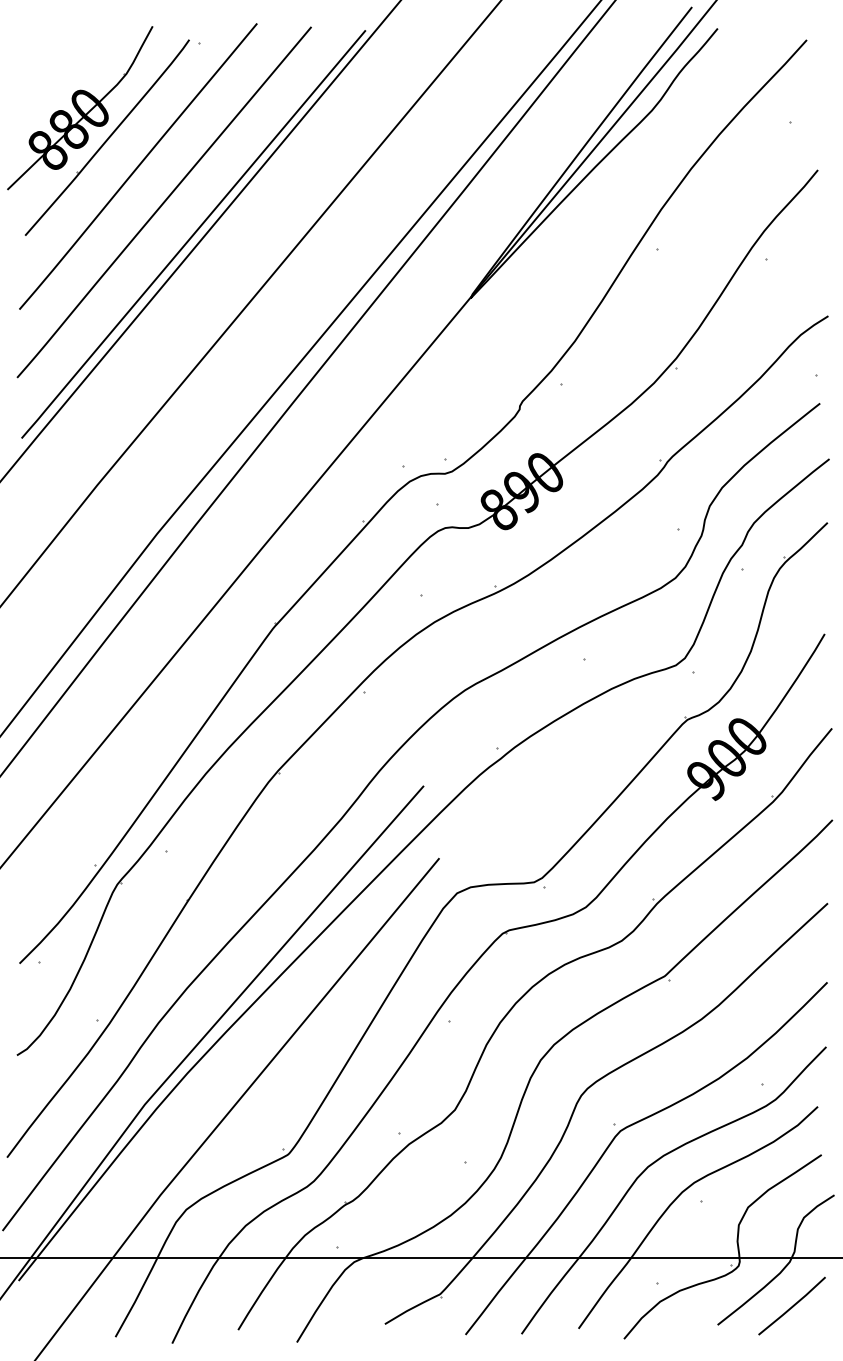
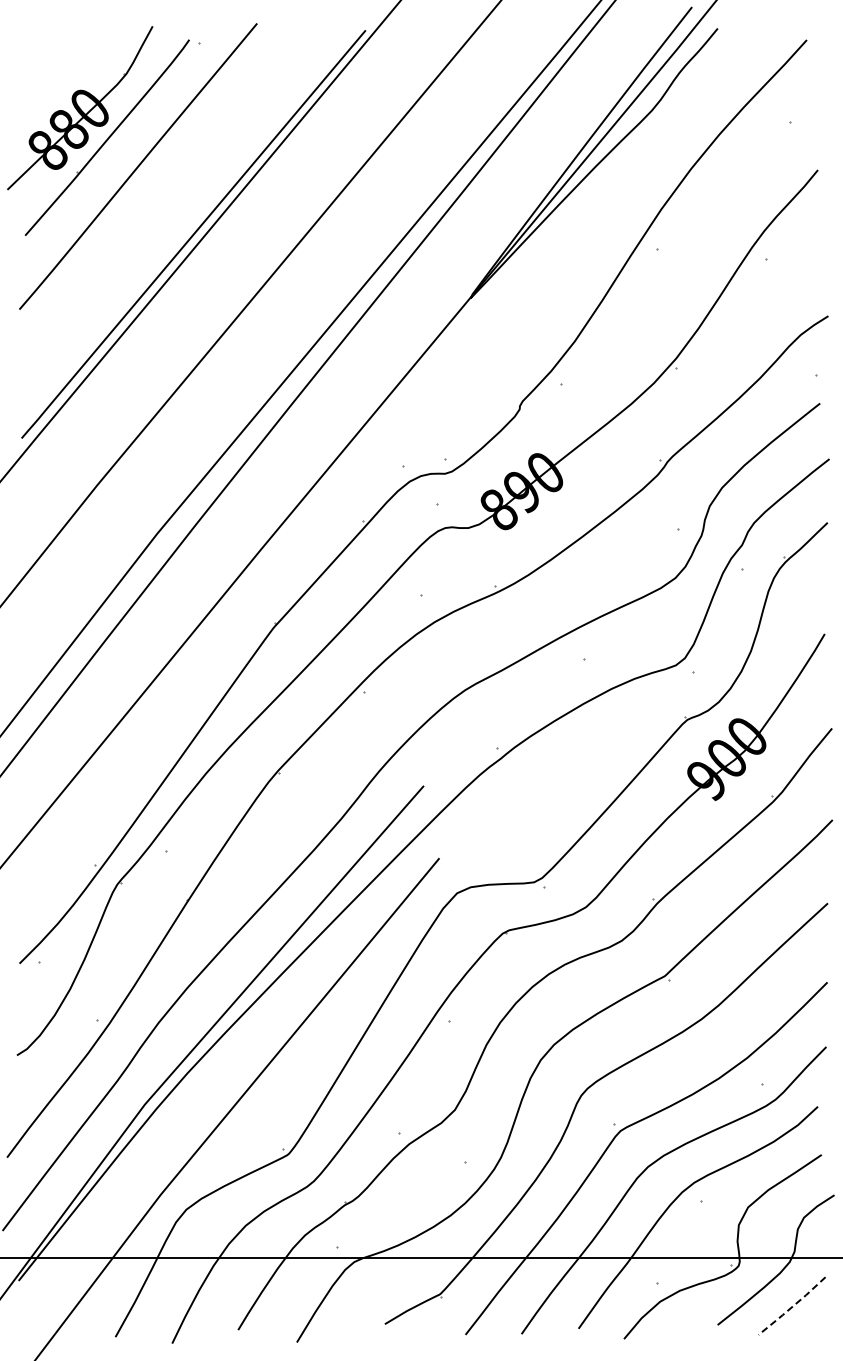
line: present -> none (163, 202)
line: solid -> dashed (792, 1306)
